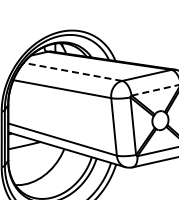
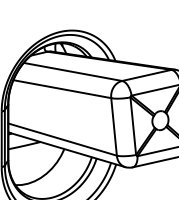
line: dashed -> solid (72, 71)
line: dashed -> solid (155, 90)
